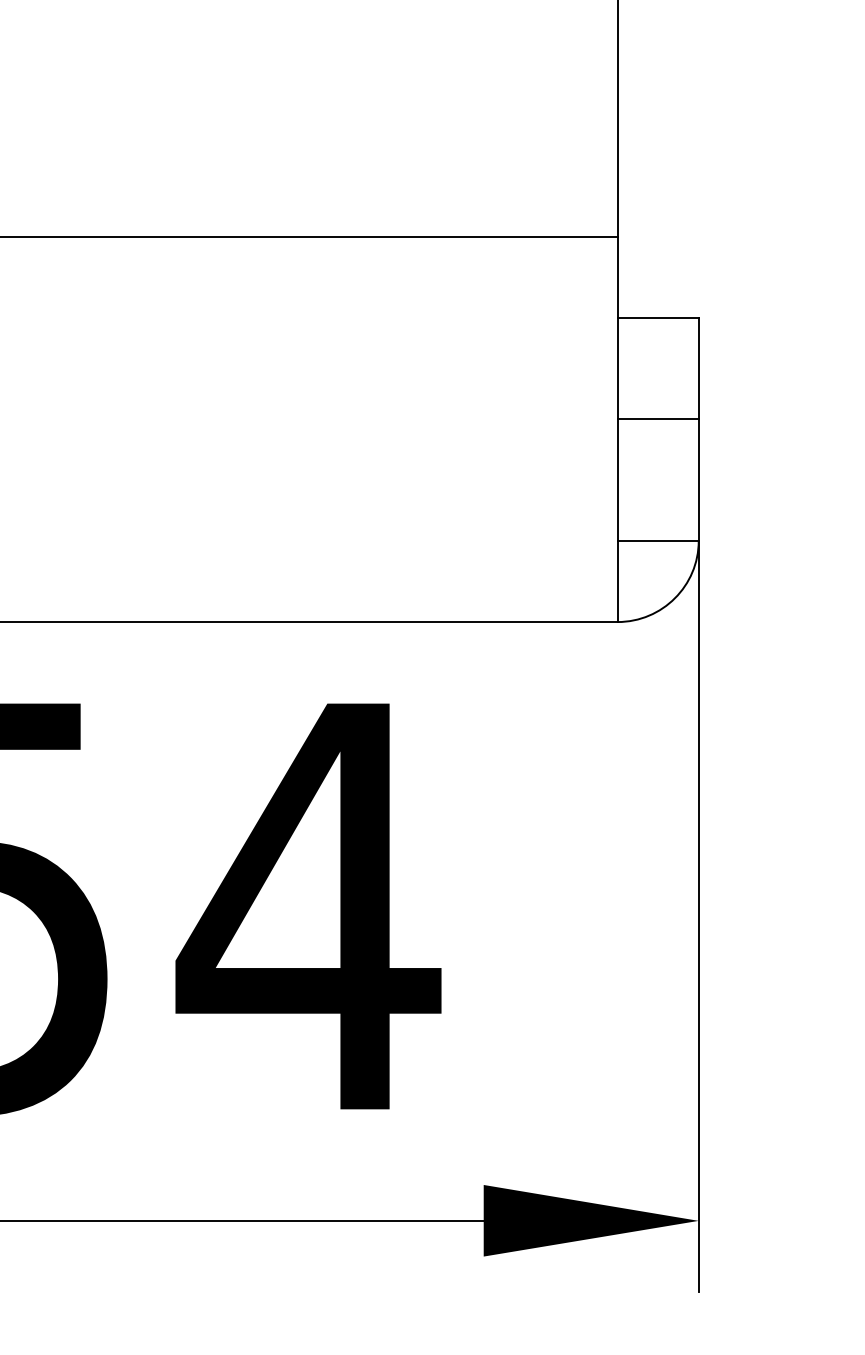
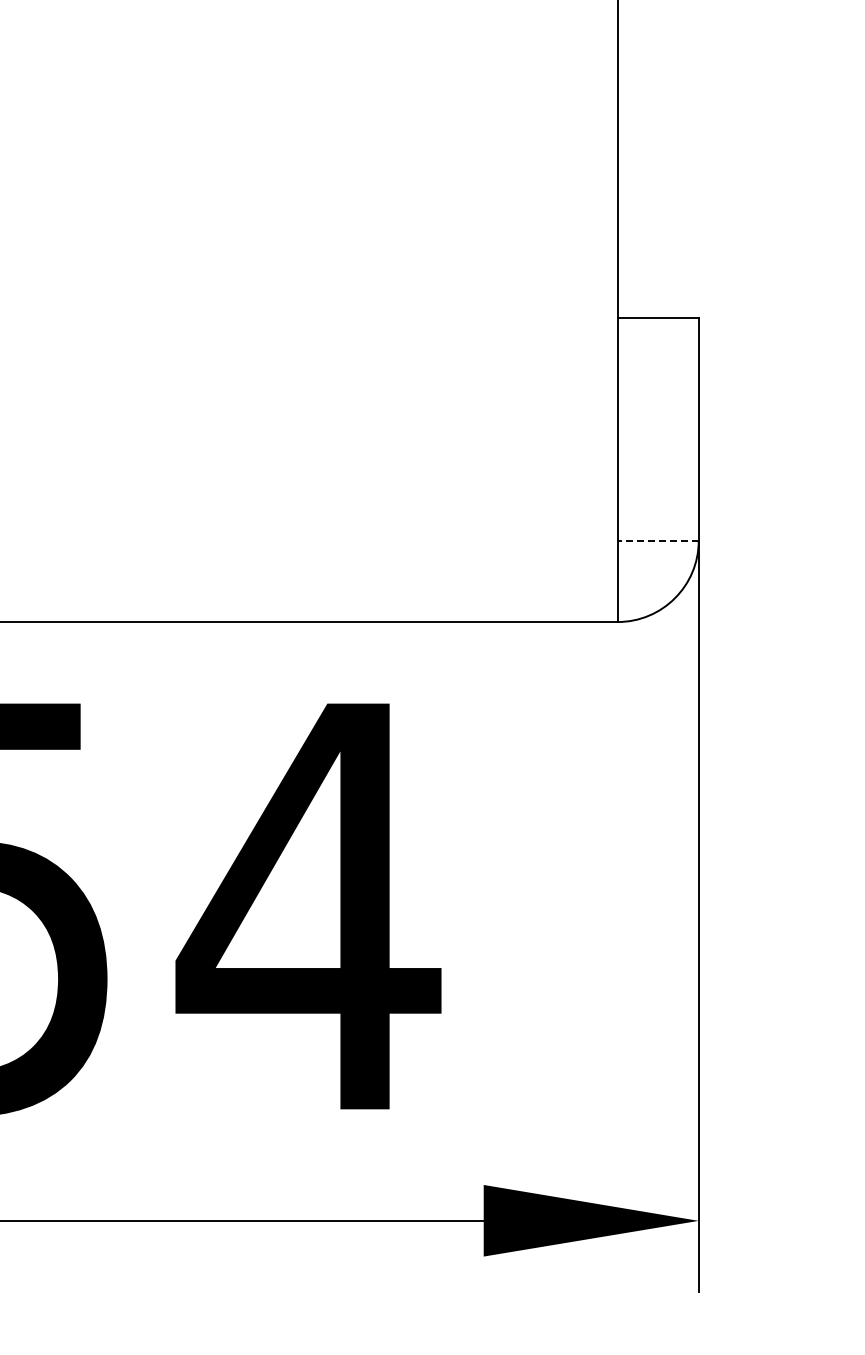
line: present -> none (309, 236)
line: present -> none (657, 419)
line: solid -> dashed (658, 540)
